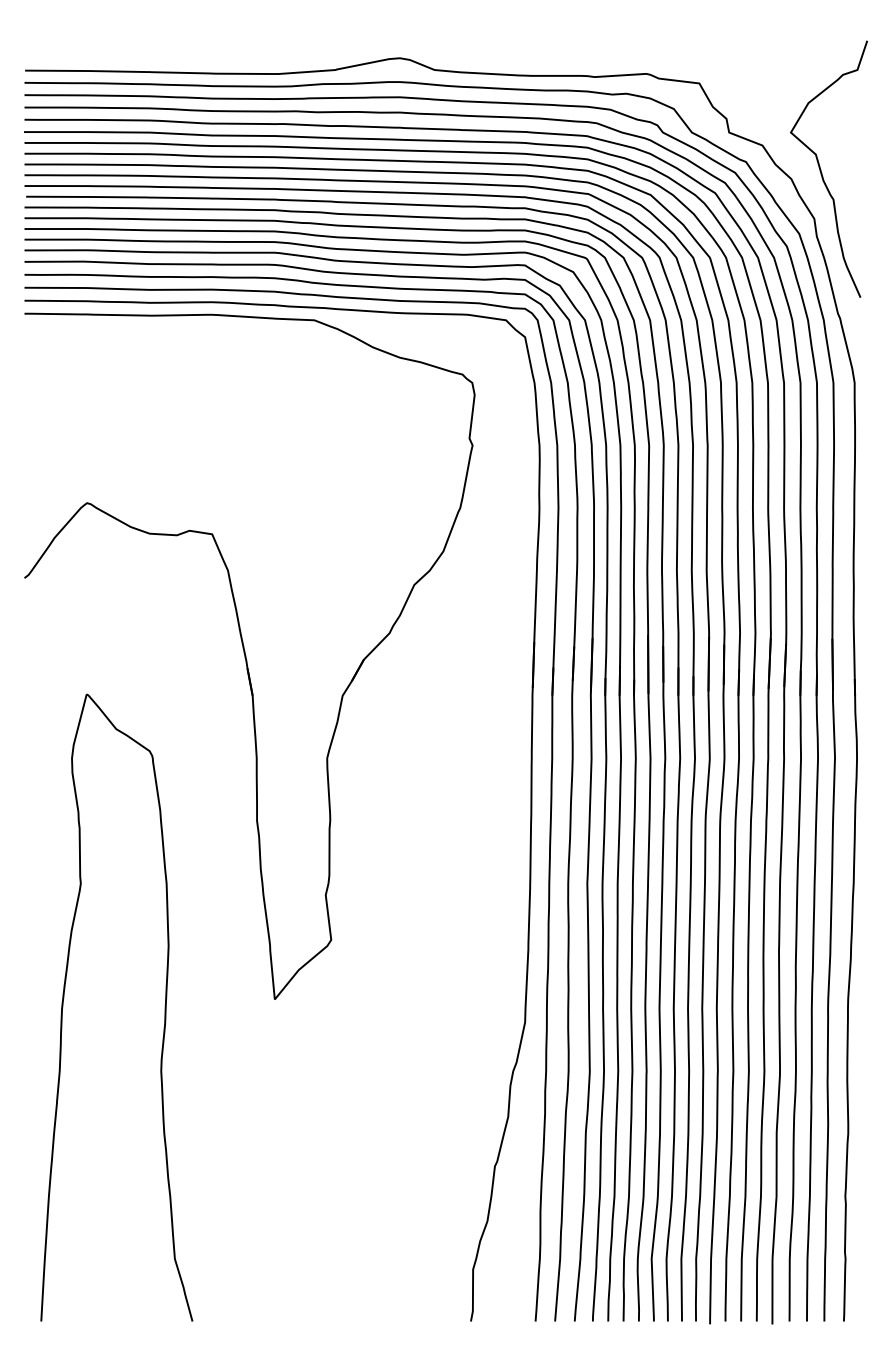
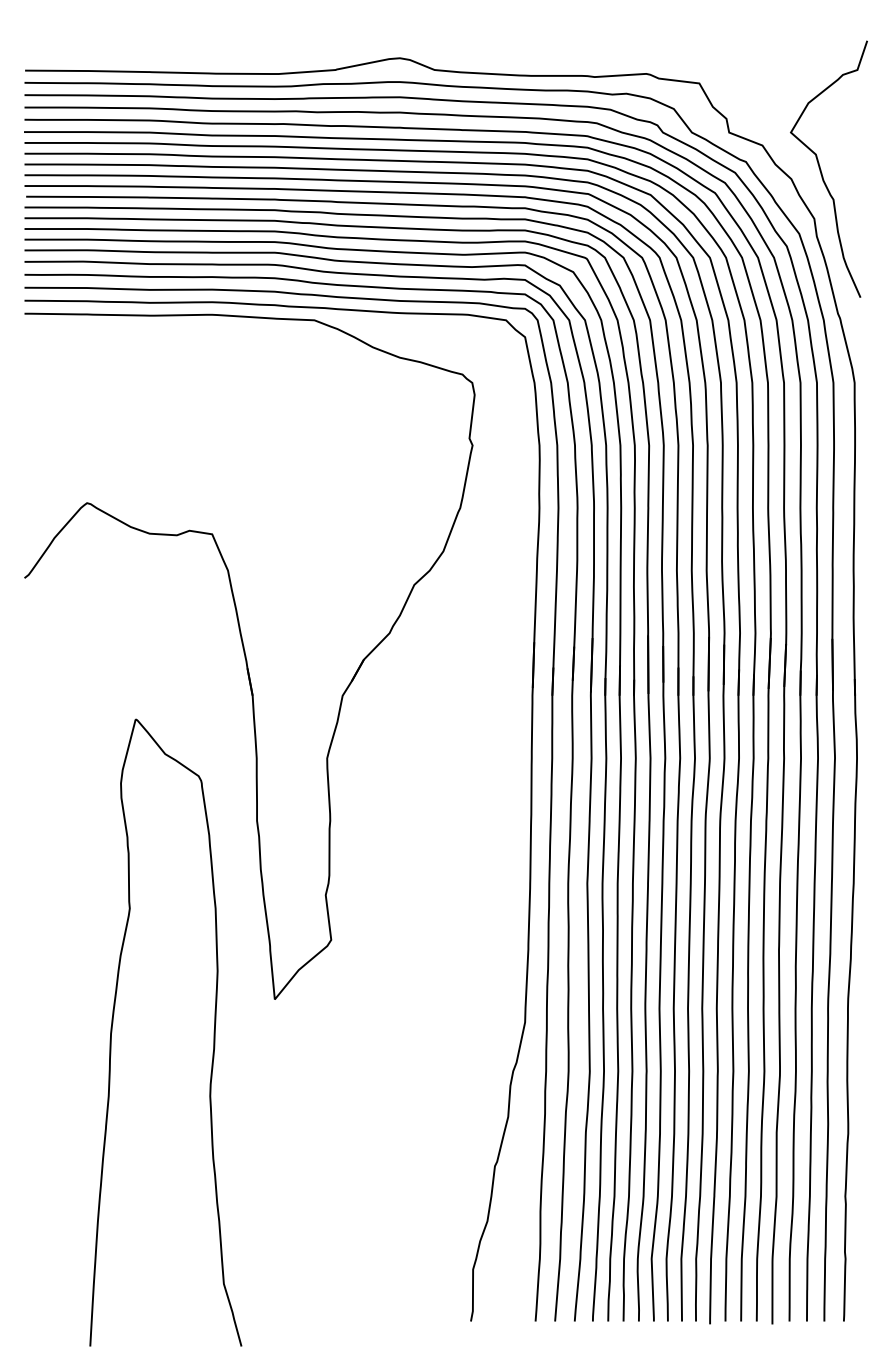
curve position: (164, 1007) -> (213, 1032) (213, 1032)
